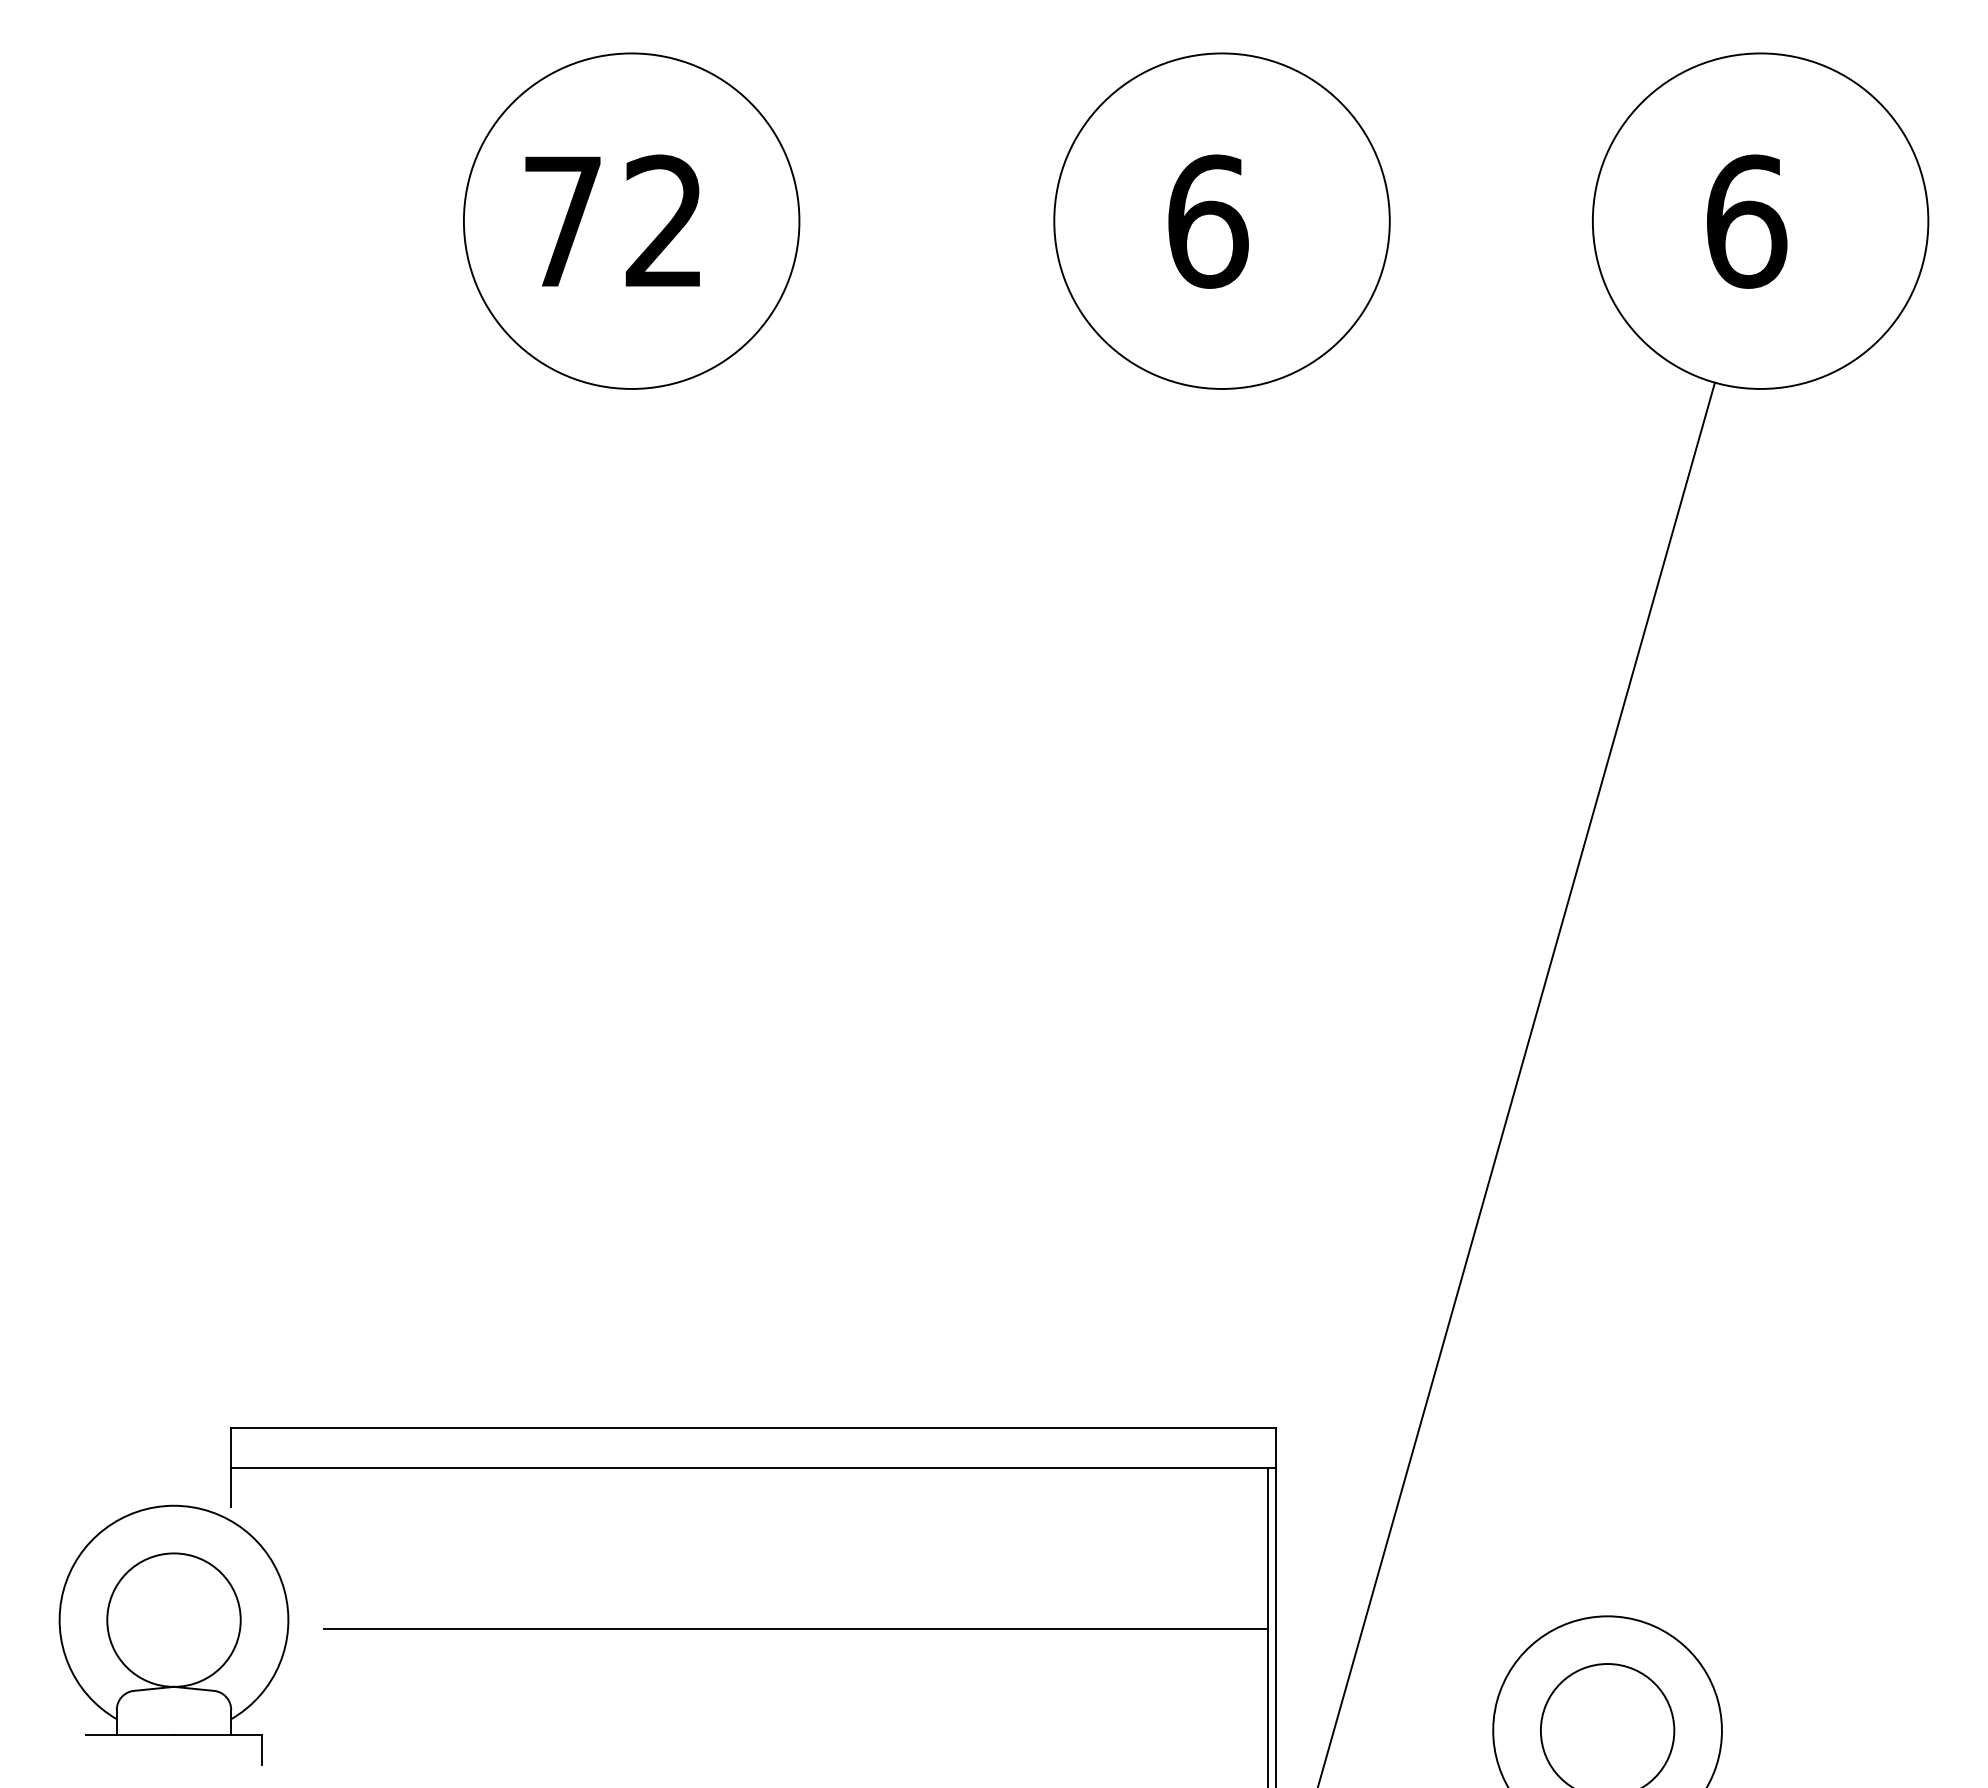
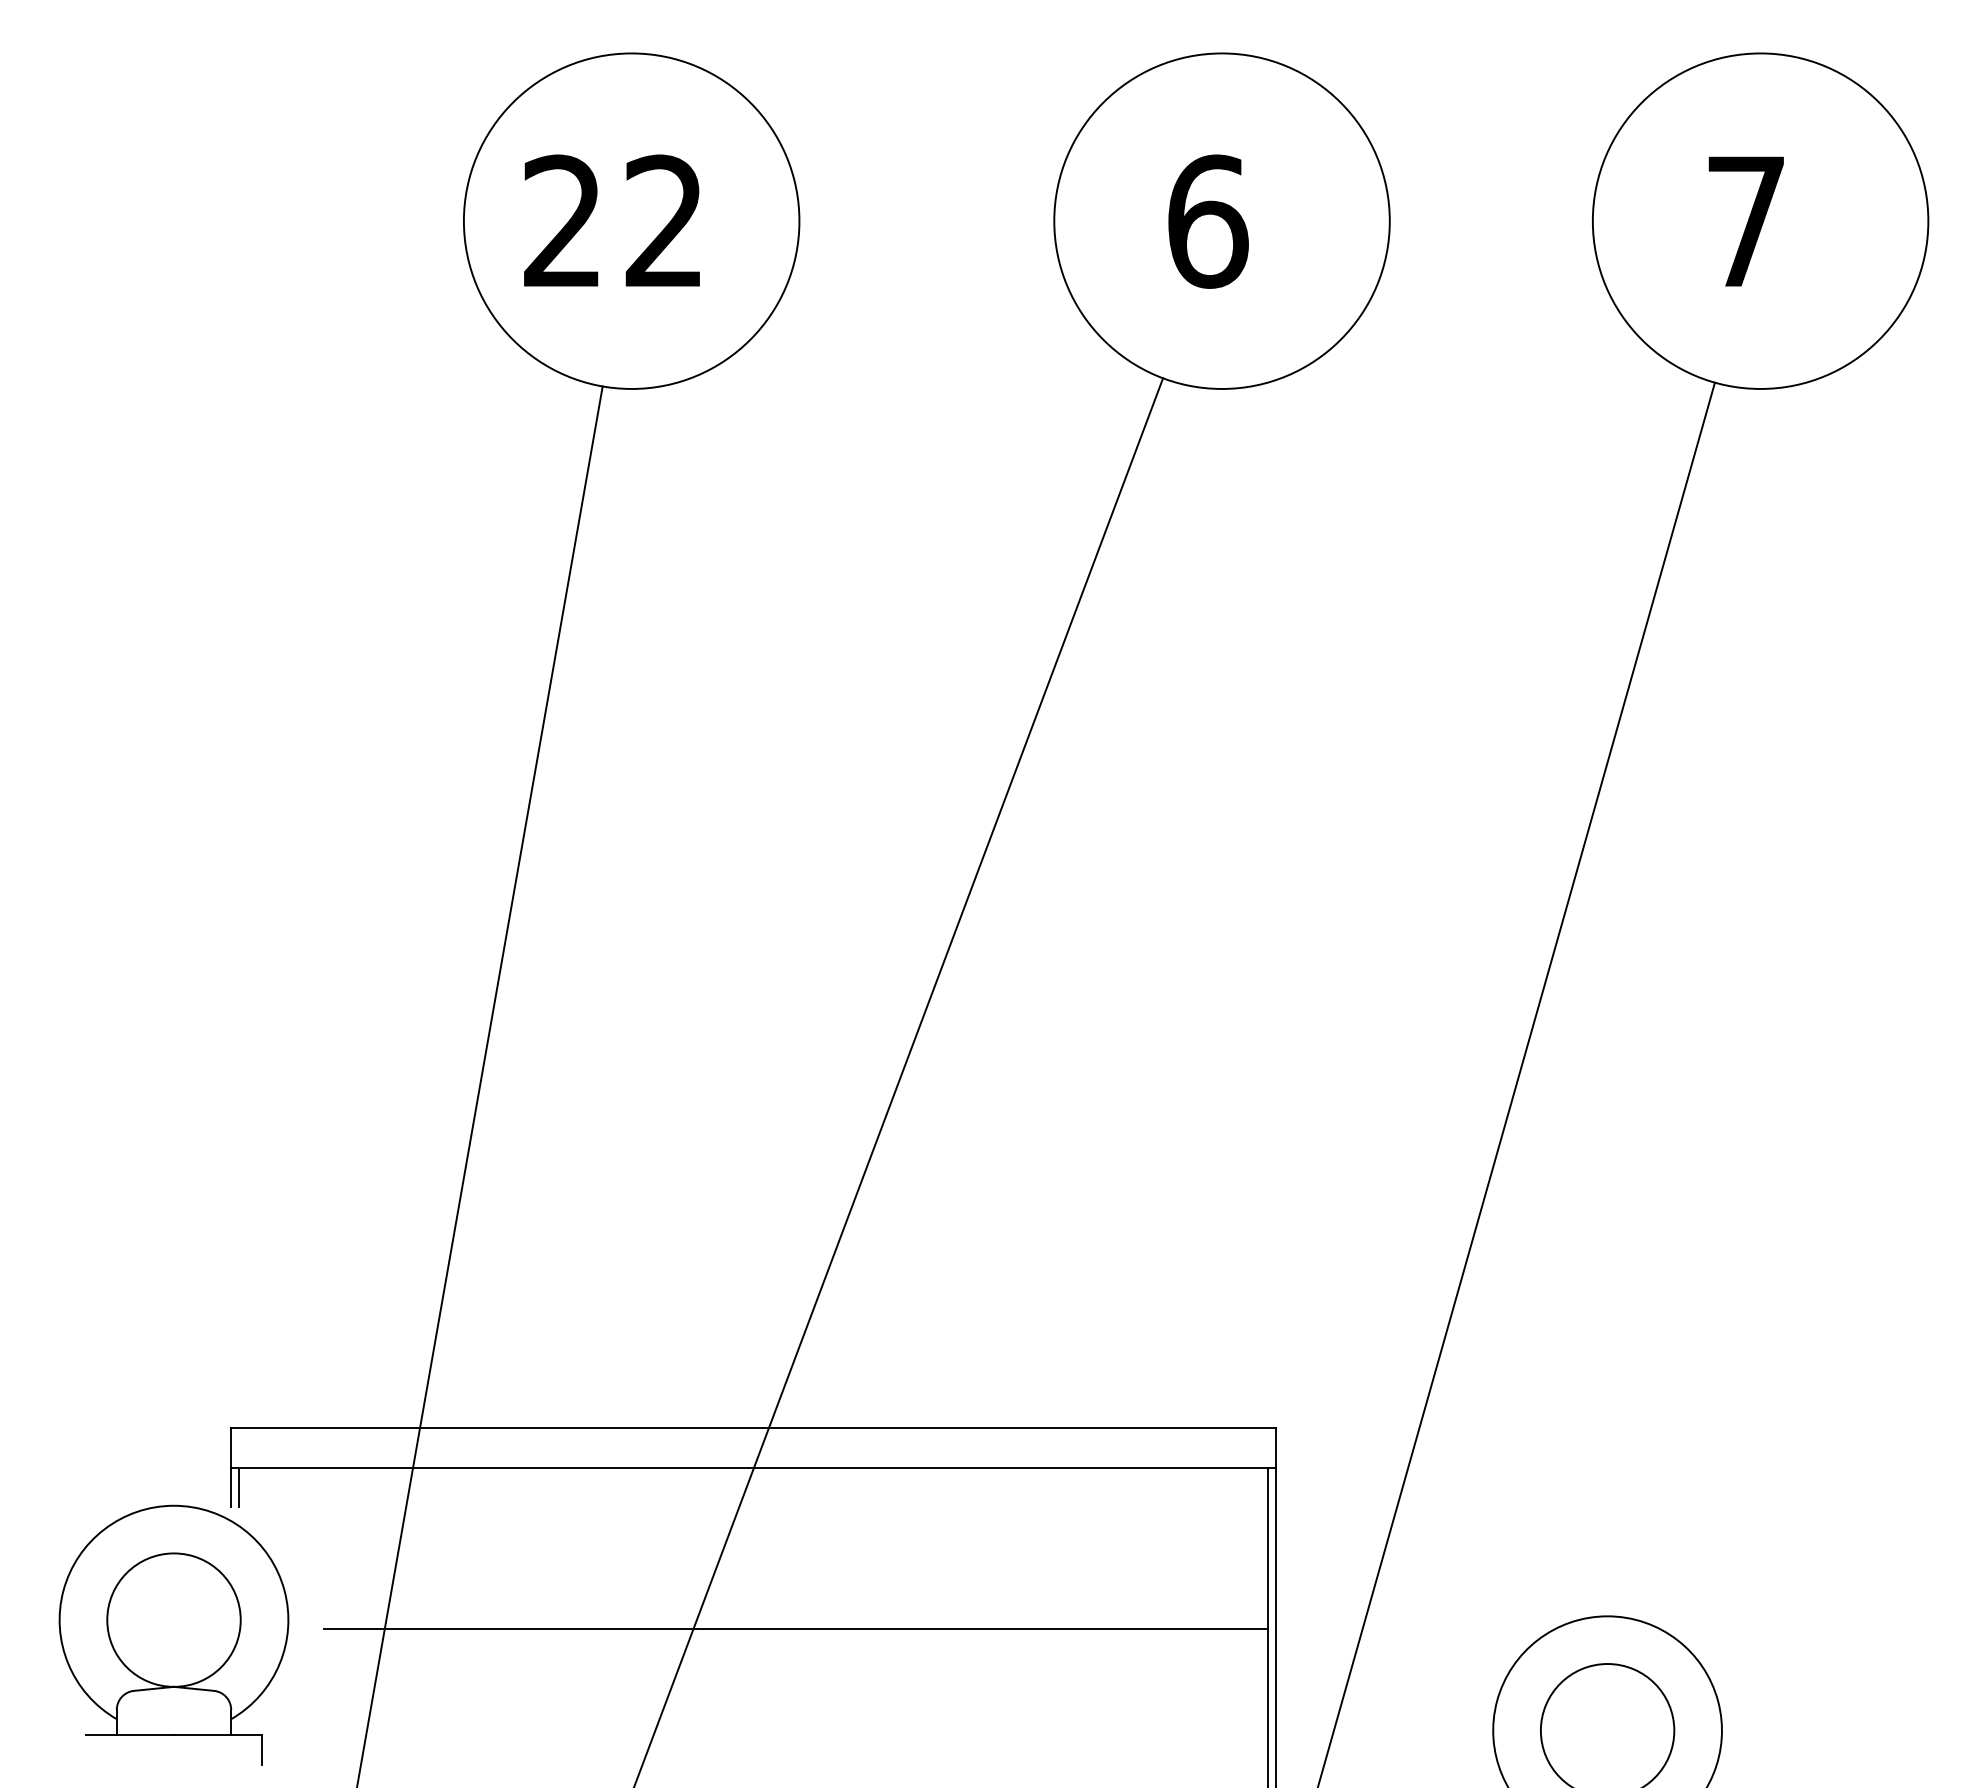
text: 72 -> 22 (562, 220)
text: 6 -> 7 (1747, 221)
line: none -> present (898, 1081)
line: none -> present (479, 1085)
line: none -> present (238, 1486)
